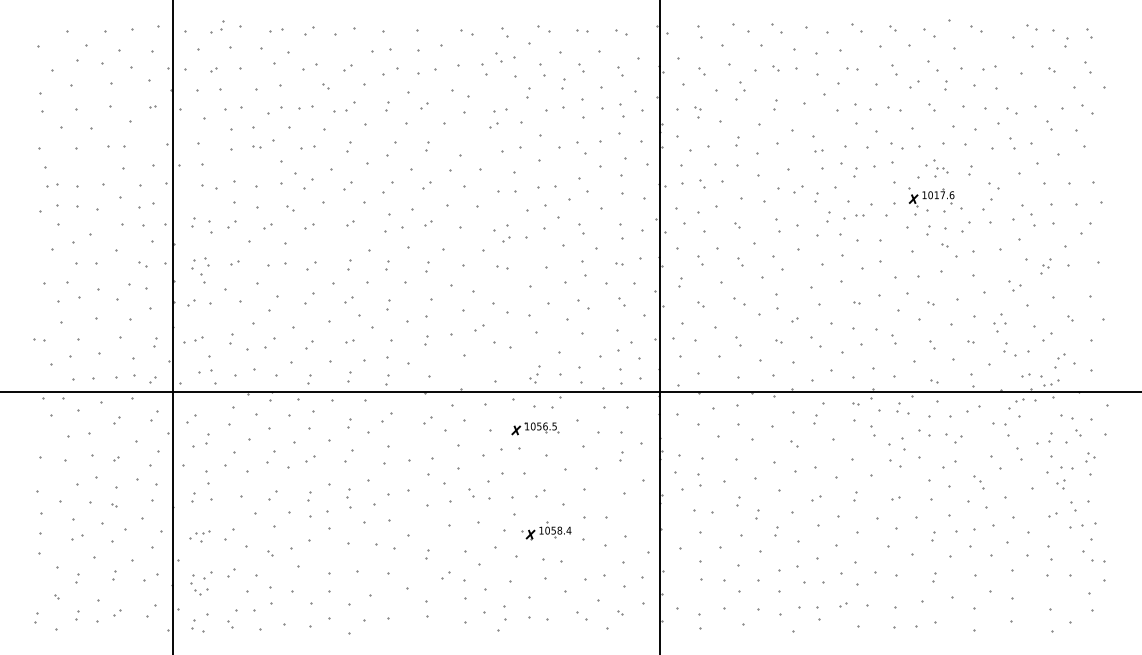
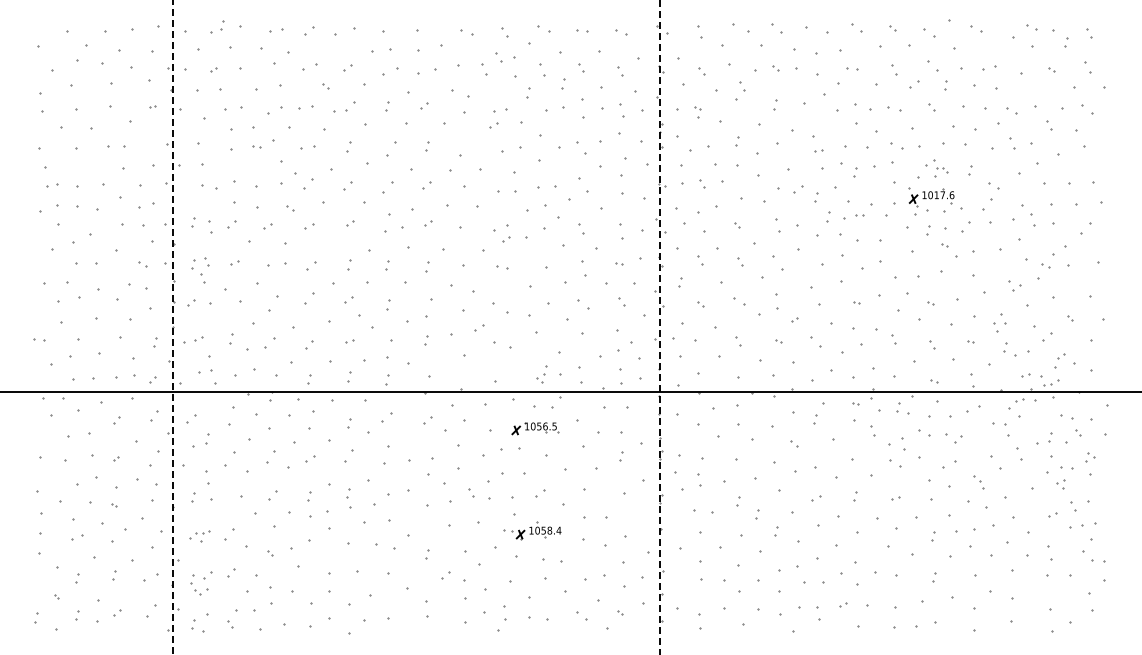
part size: 12x17 px -> 18x27 px (1045, 266)
line: solid -> dashed (173, 327)
line: solid -> dashed (660, 327)
part position: (534, 374) -> (541, 374) (541, 374)
part position: (546, 530) -> (536, 530) (536, 530)
